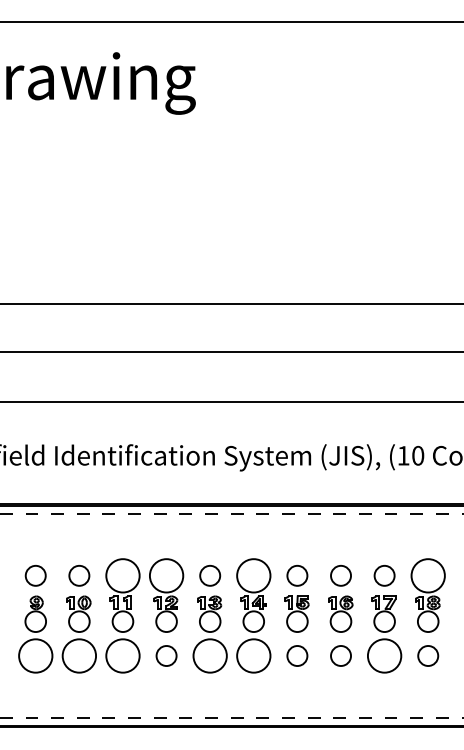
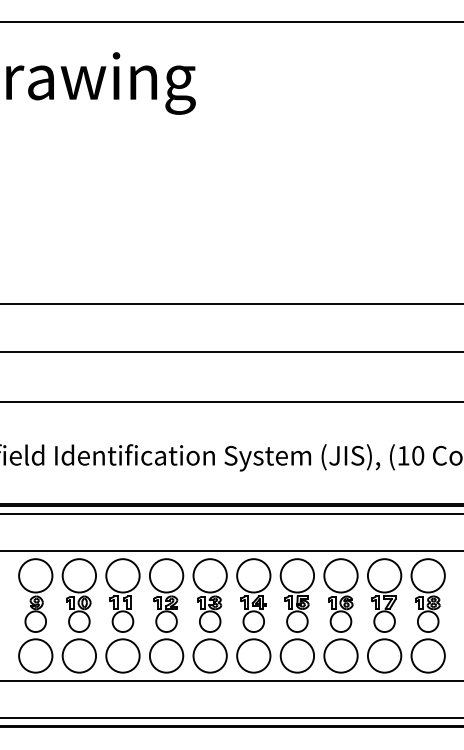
line: dashed -> solid (231, 513)
line: none -> present (231, 550)
circle diameter: 20 px -> 33 px (35, 575)
circle diameter: 20 px -> 33 px (79, 575)
circle diameter: 20 px -> 33 px (209, 575)
circle diameter: 20 px -> 33 px (297, 575)
circle diameter: 20 px -> 33 px (340, 575)
circle diameter: 20 px -> 33 px (384, 575)
circle diameter: 20 px -> 33 px (166, 655)
circle diameter: 20 px -> 33 px (297, 655)
circle diameter: 20 px -> 33 px (340, 655)
circle diameter: 20 px -> 33 px (427, 655)
line: none -> present (231, 680)
line: dashed -> solid (231, 718)
